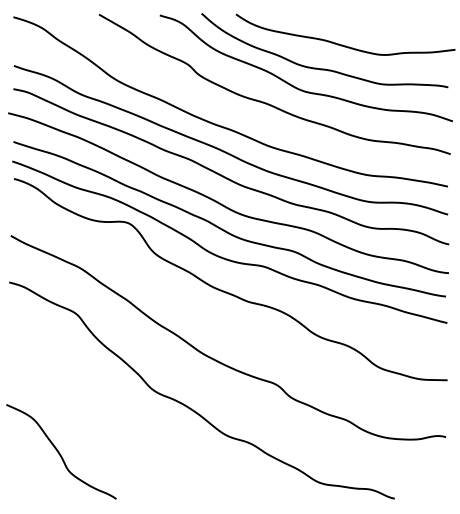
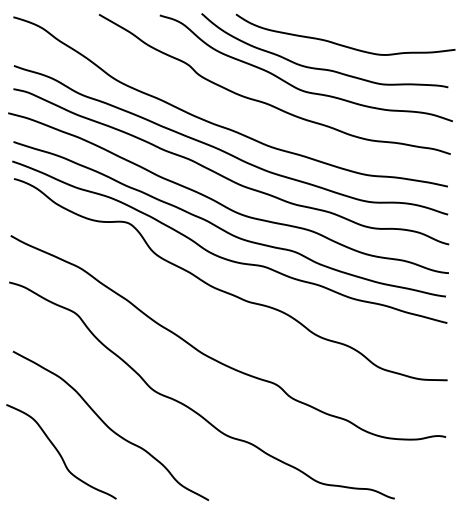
curve: none -> present (109, 426)
